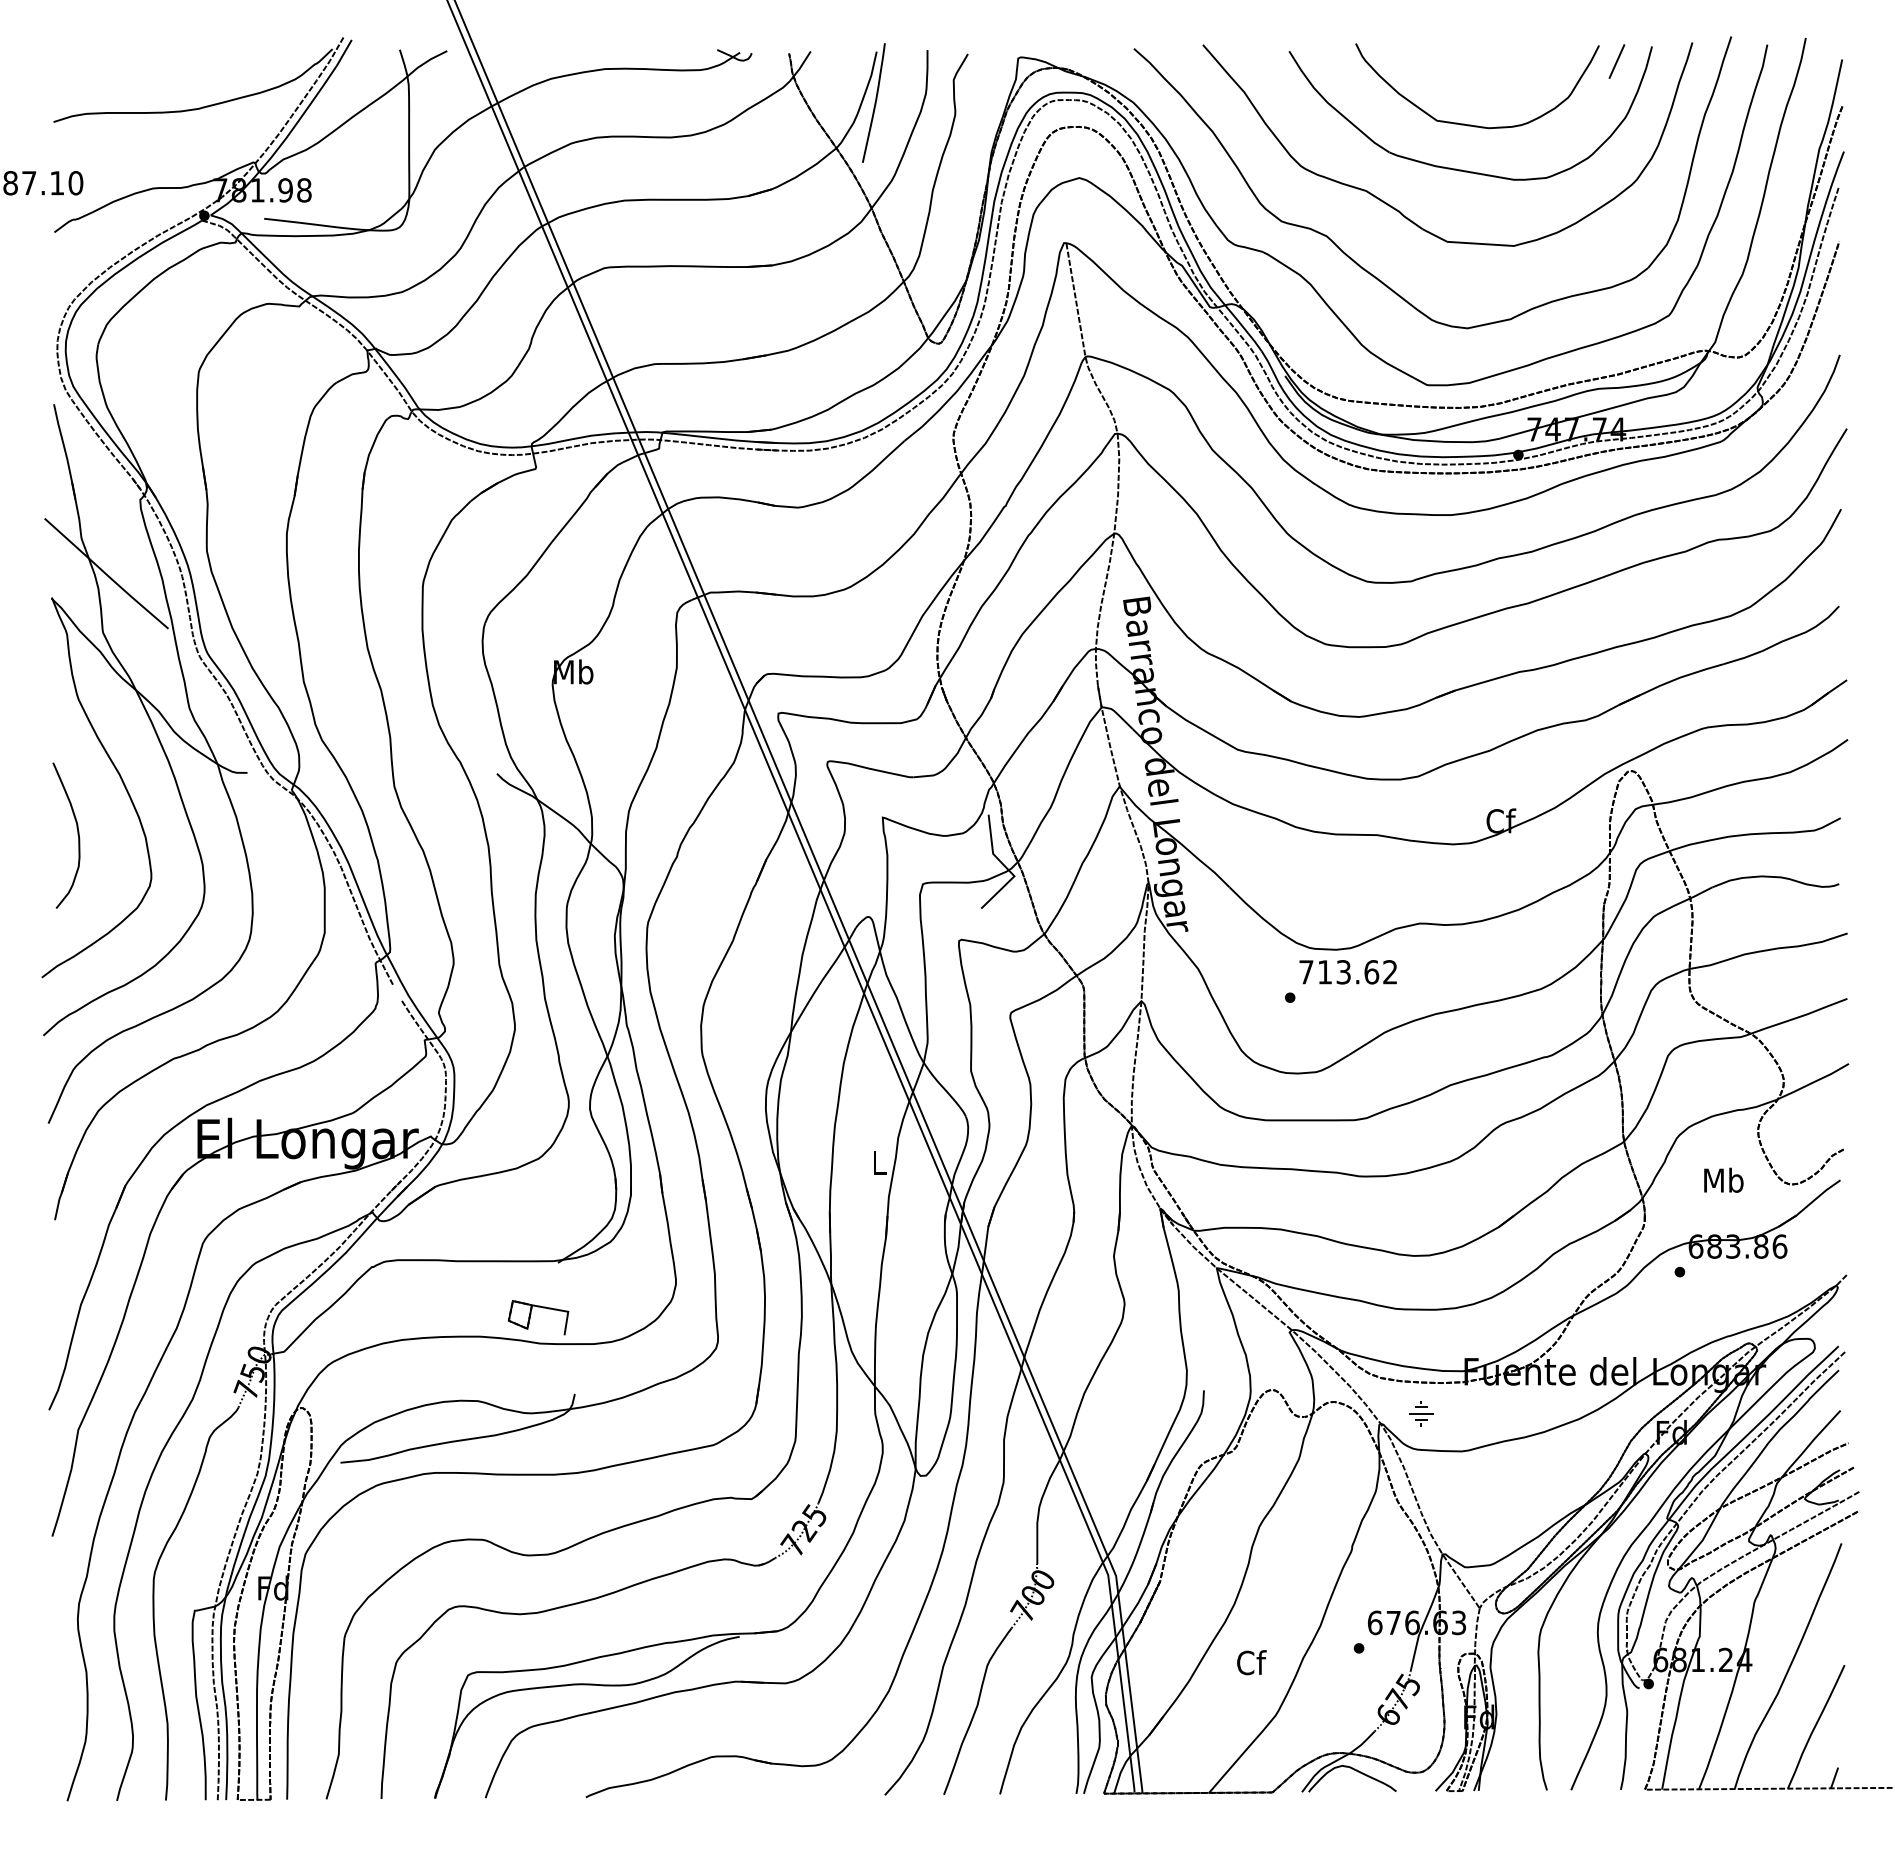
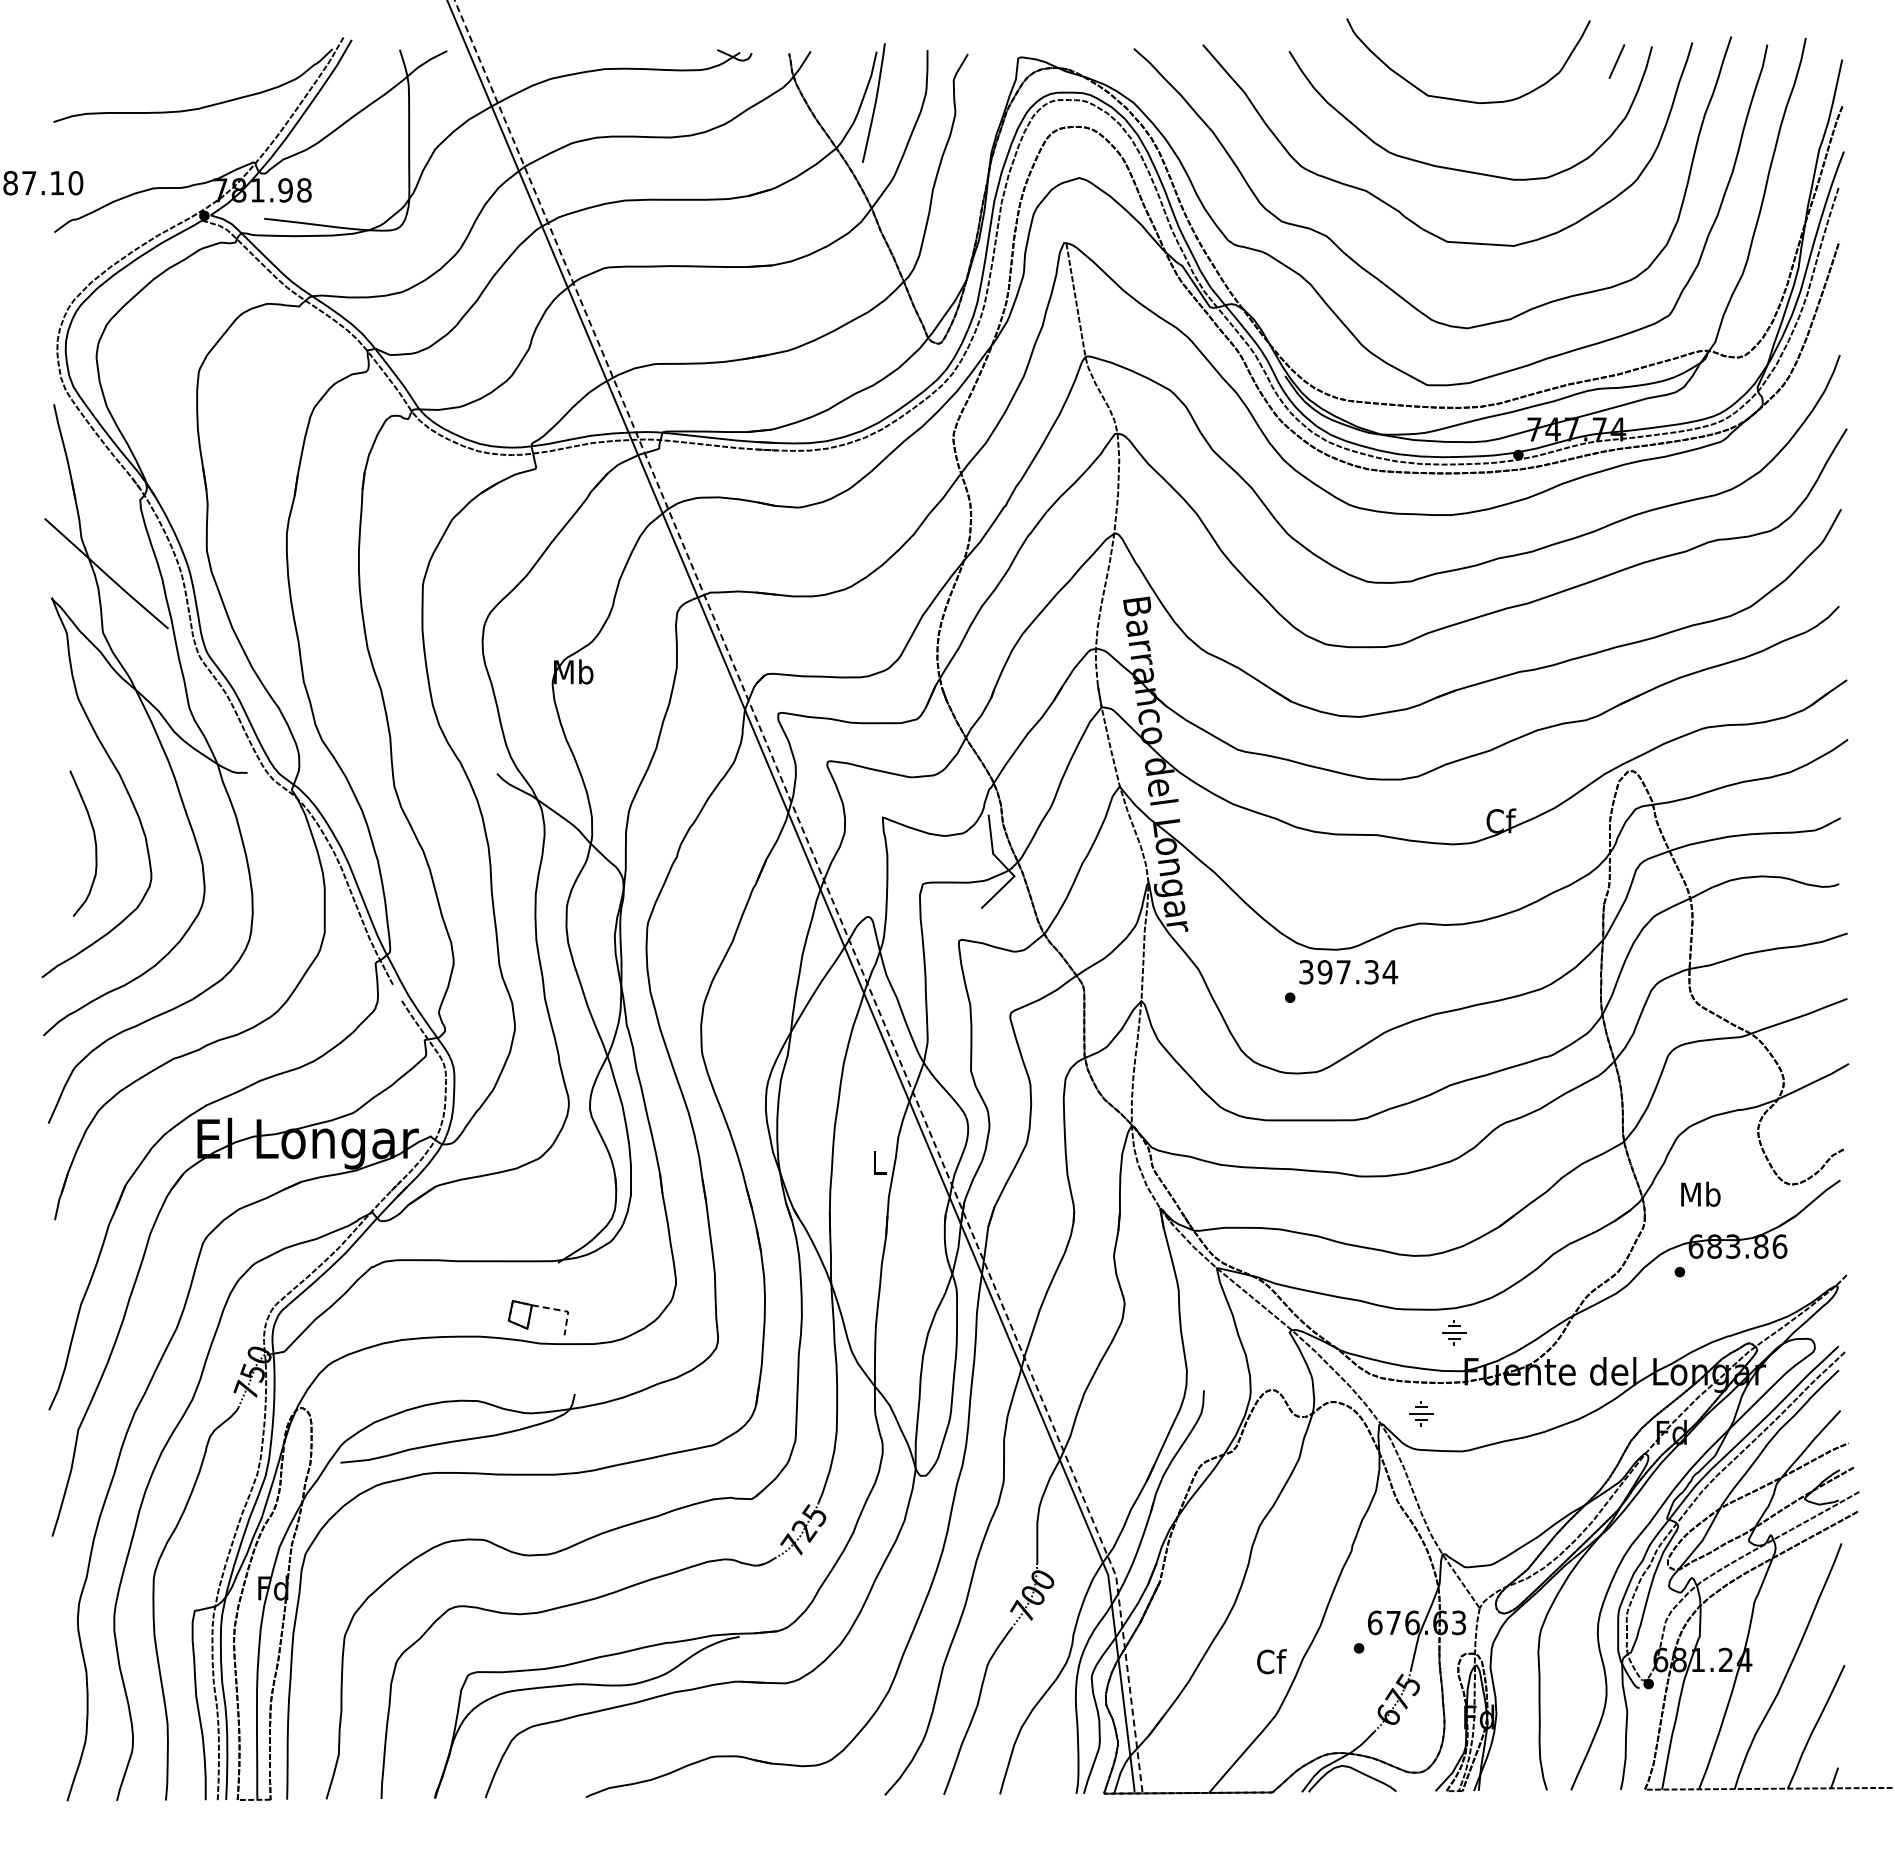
curve position: (1471, 124) -> (1462, 99) (1462, 99)
curve position: (77, 834) -> (94, 842) (94, 842)
line: solid -> dashed (828, 891)
text: 713.62 -> 397.34 (1348, 972)
text position: (1723, 1179) -> (1700, 1193) (1700, 1193)
line: solid -> dashed (562, 1310)
part: none -> present (1454, 1332)
text position: (1251, 1662) -> (1271, 1661) (1271, 1661)
